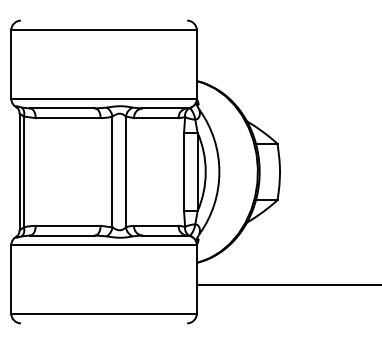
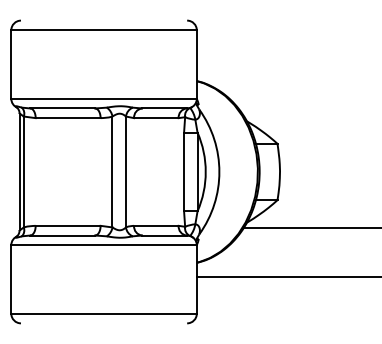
line: none -> present (310, 228)
line position: (287, 285) -> (287, 277) (287, 277)
